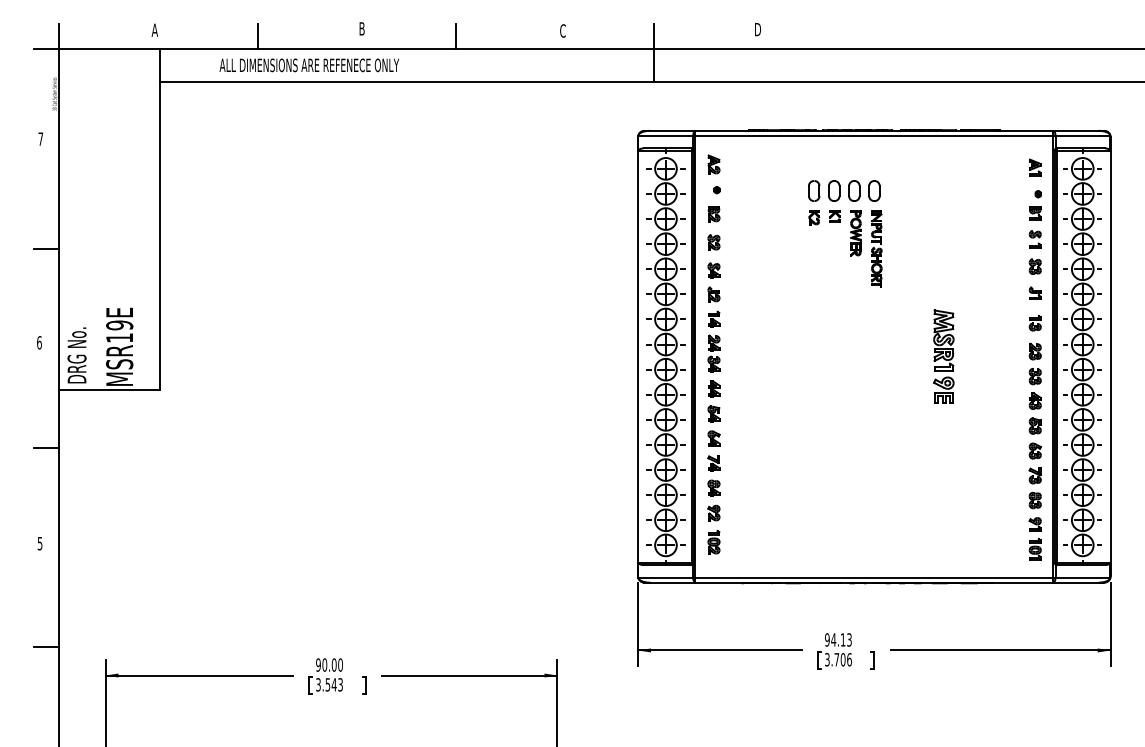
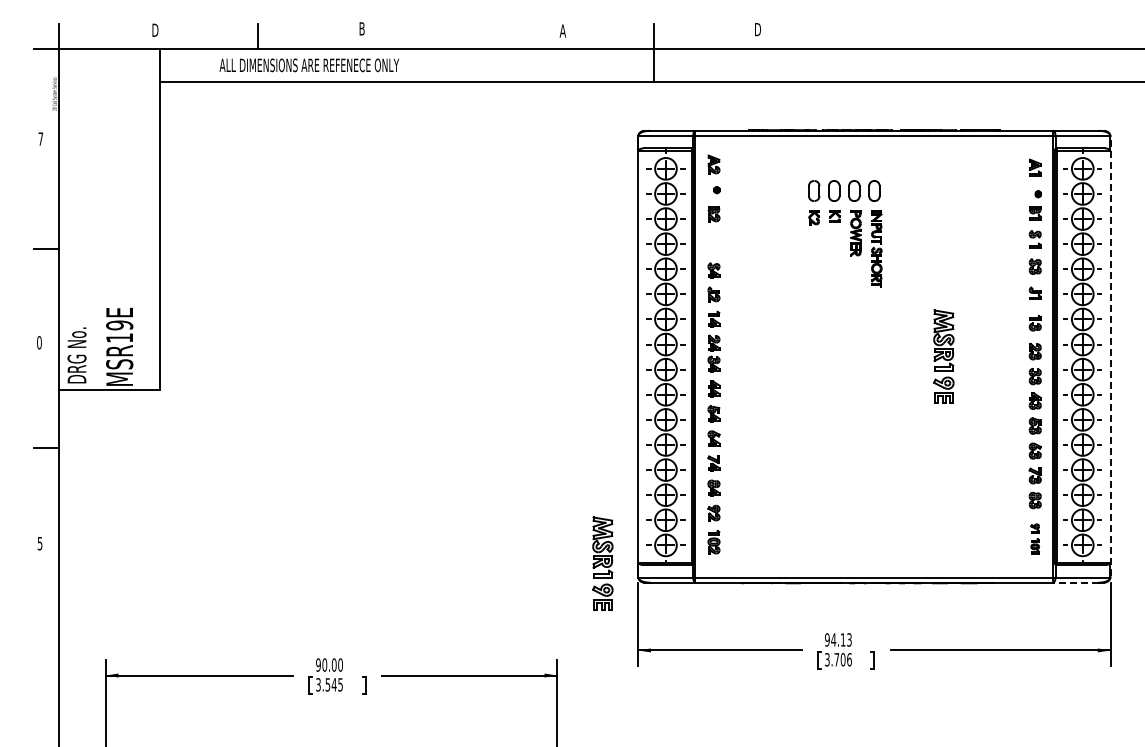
text: A -> D (154, 29)
text: C -> A (562, 30)
line: present -> none (456, 36)
part: present -> none (713, 242)
text: 6 -> 0 (39, 342)
line: solid -> dashed (1110, 356)
part size: 14x44 px -> 10x32 px (1034, 538)
part: none -> present (602, 563)
line: solid -> dashed (1075, 582)
line: present -> none (46, 647)
text: 3.543 -> 3.545 (340, 684)
